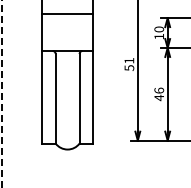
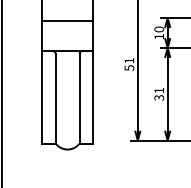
line position: (67, 14) -> (67, 21) (67, 21)
line: dashed -> solid (2, 94)
text: 46 -> 31 (159, 94)
